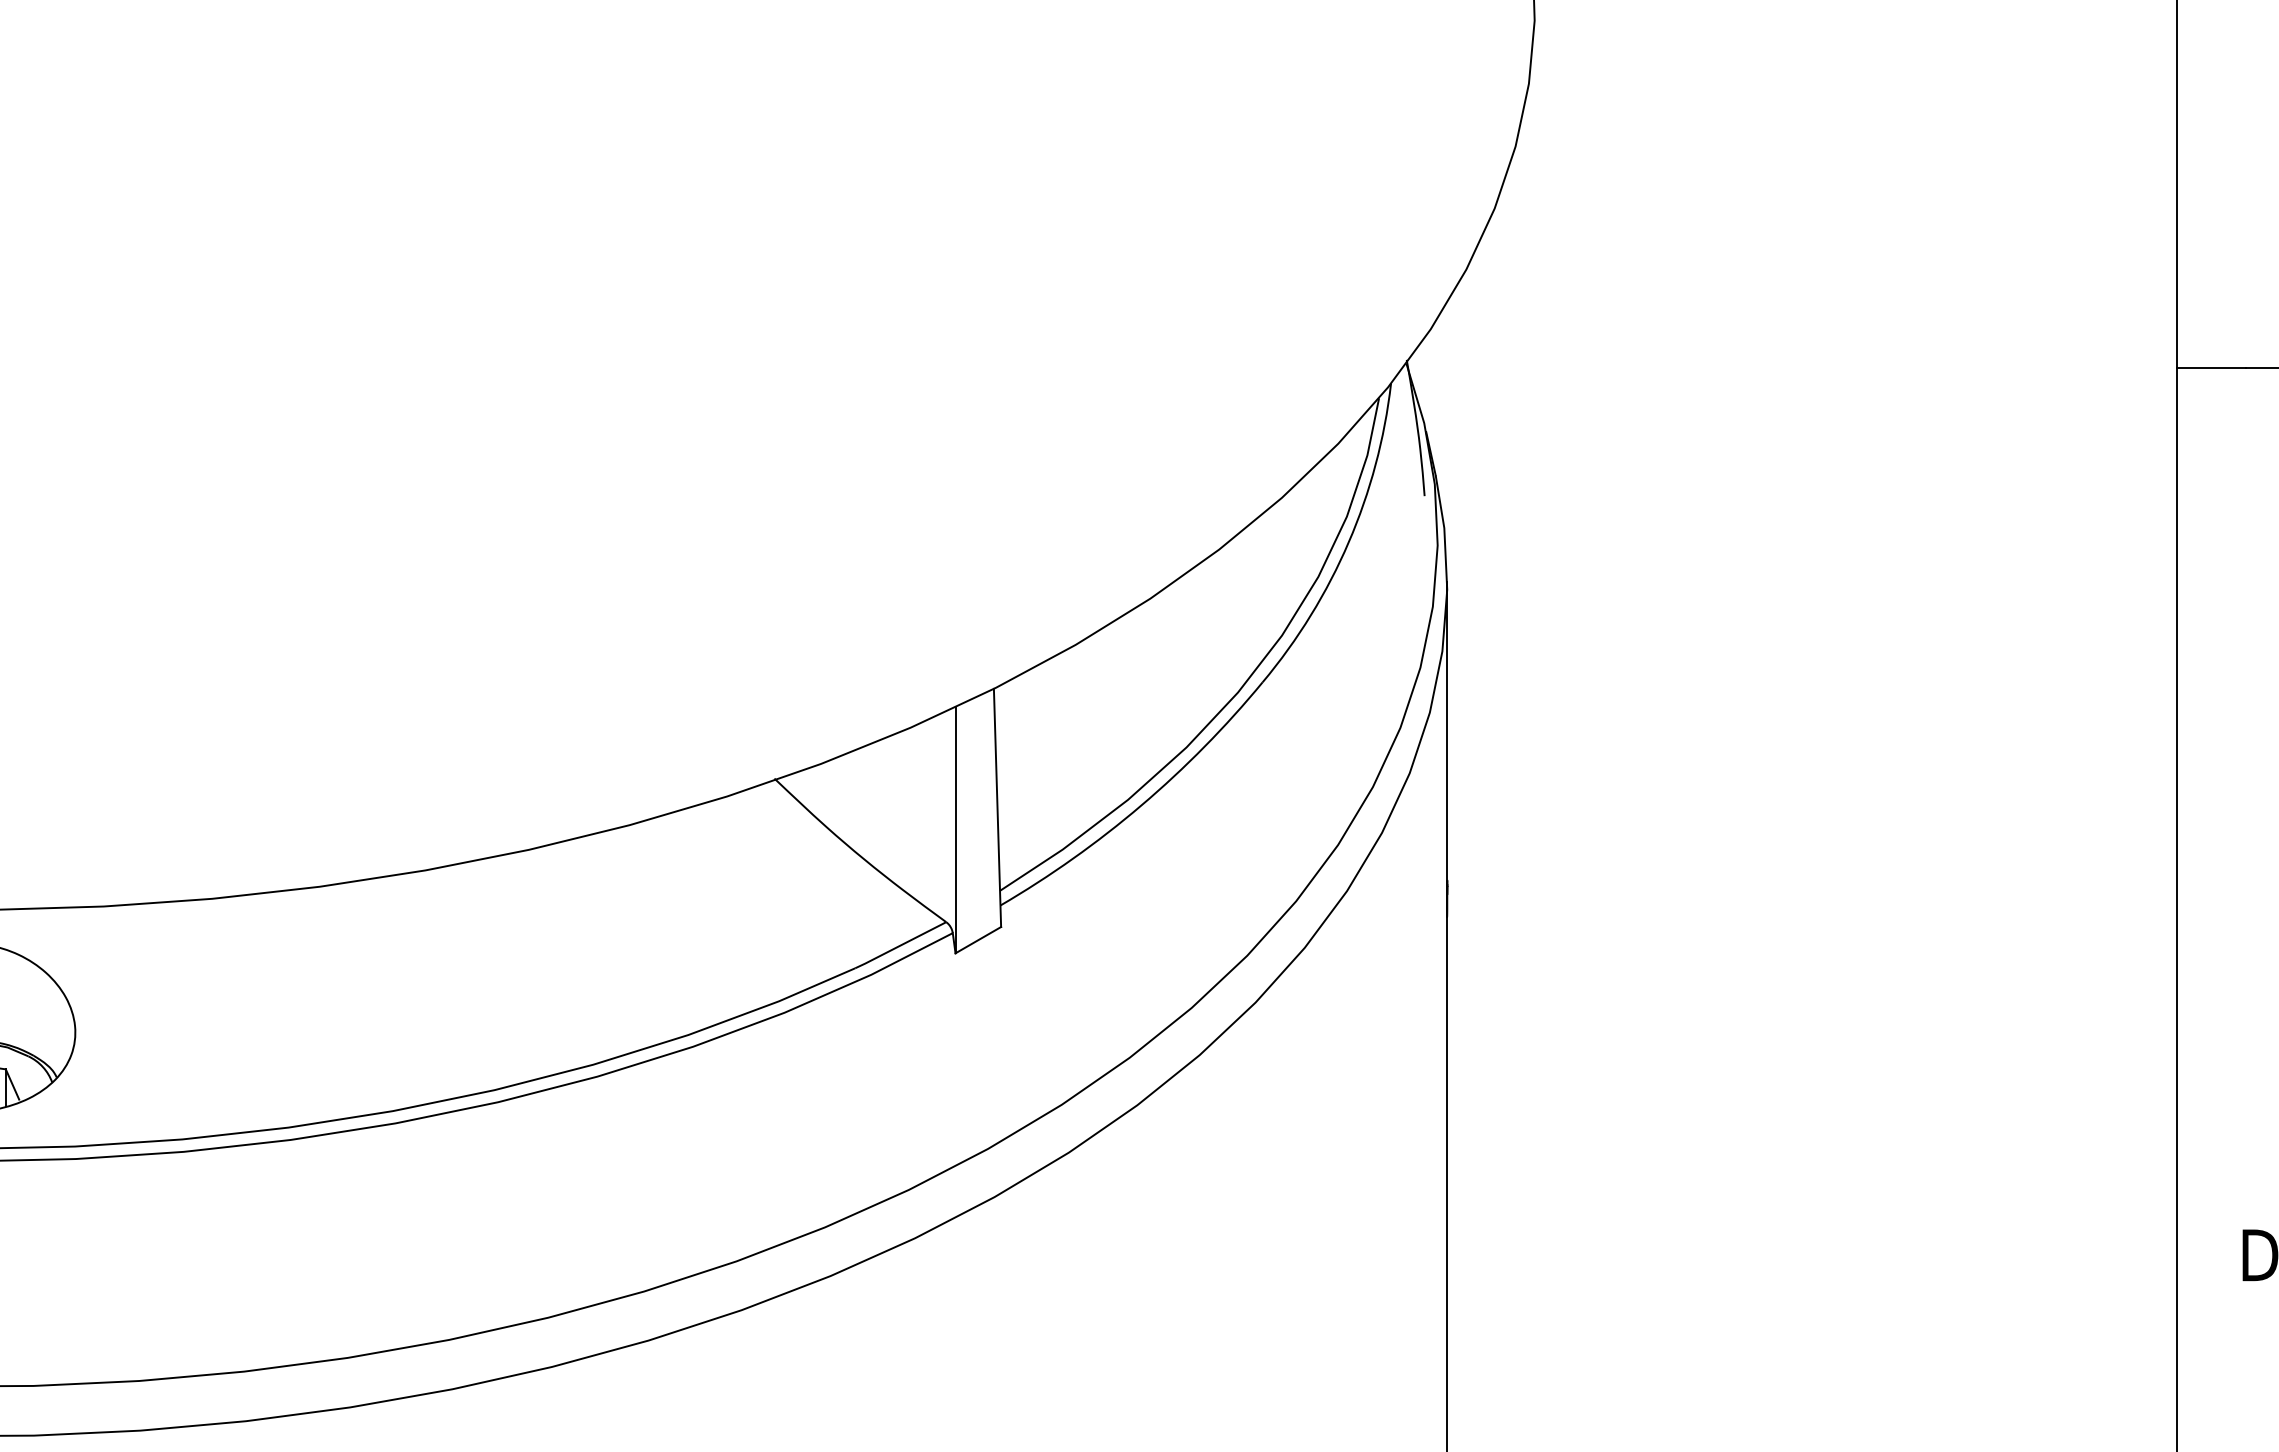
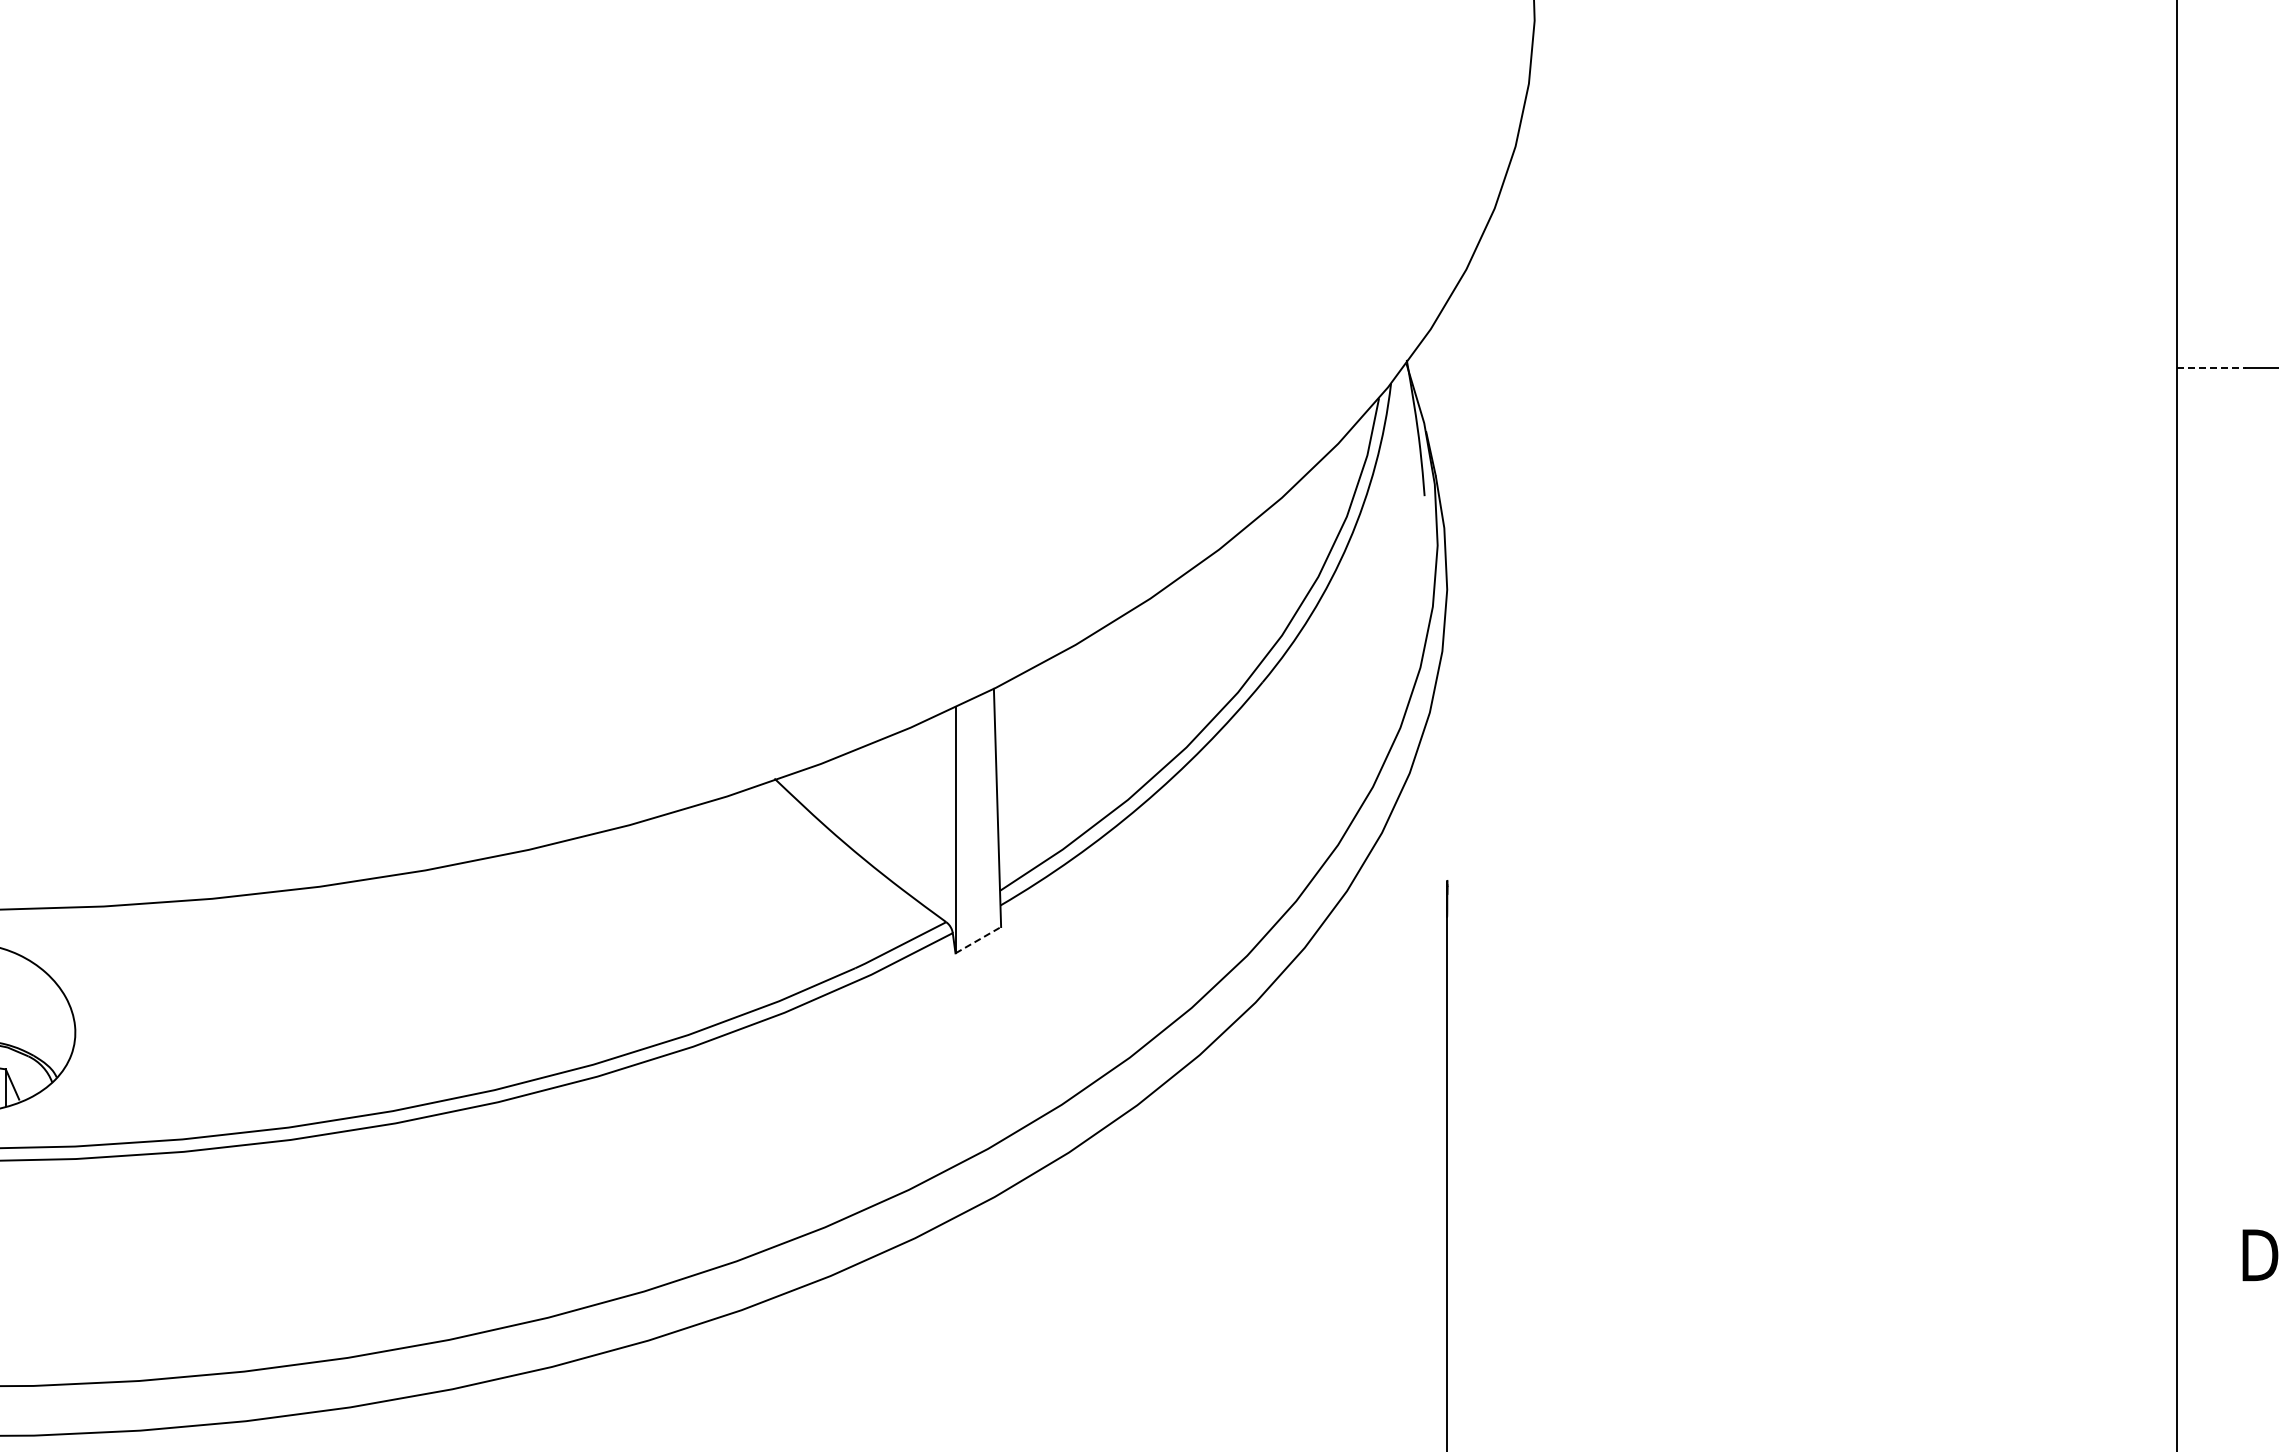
line: solid -> dashed (2211, 368)
line: present -> none (1447, 731)
line: solid -> dashed (978, 939)
